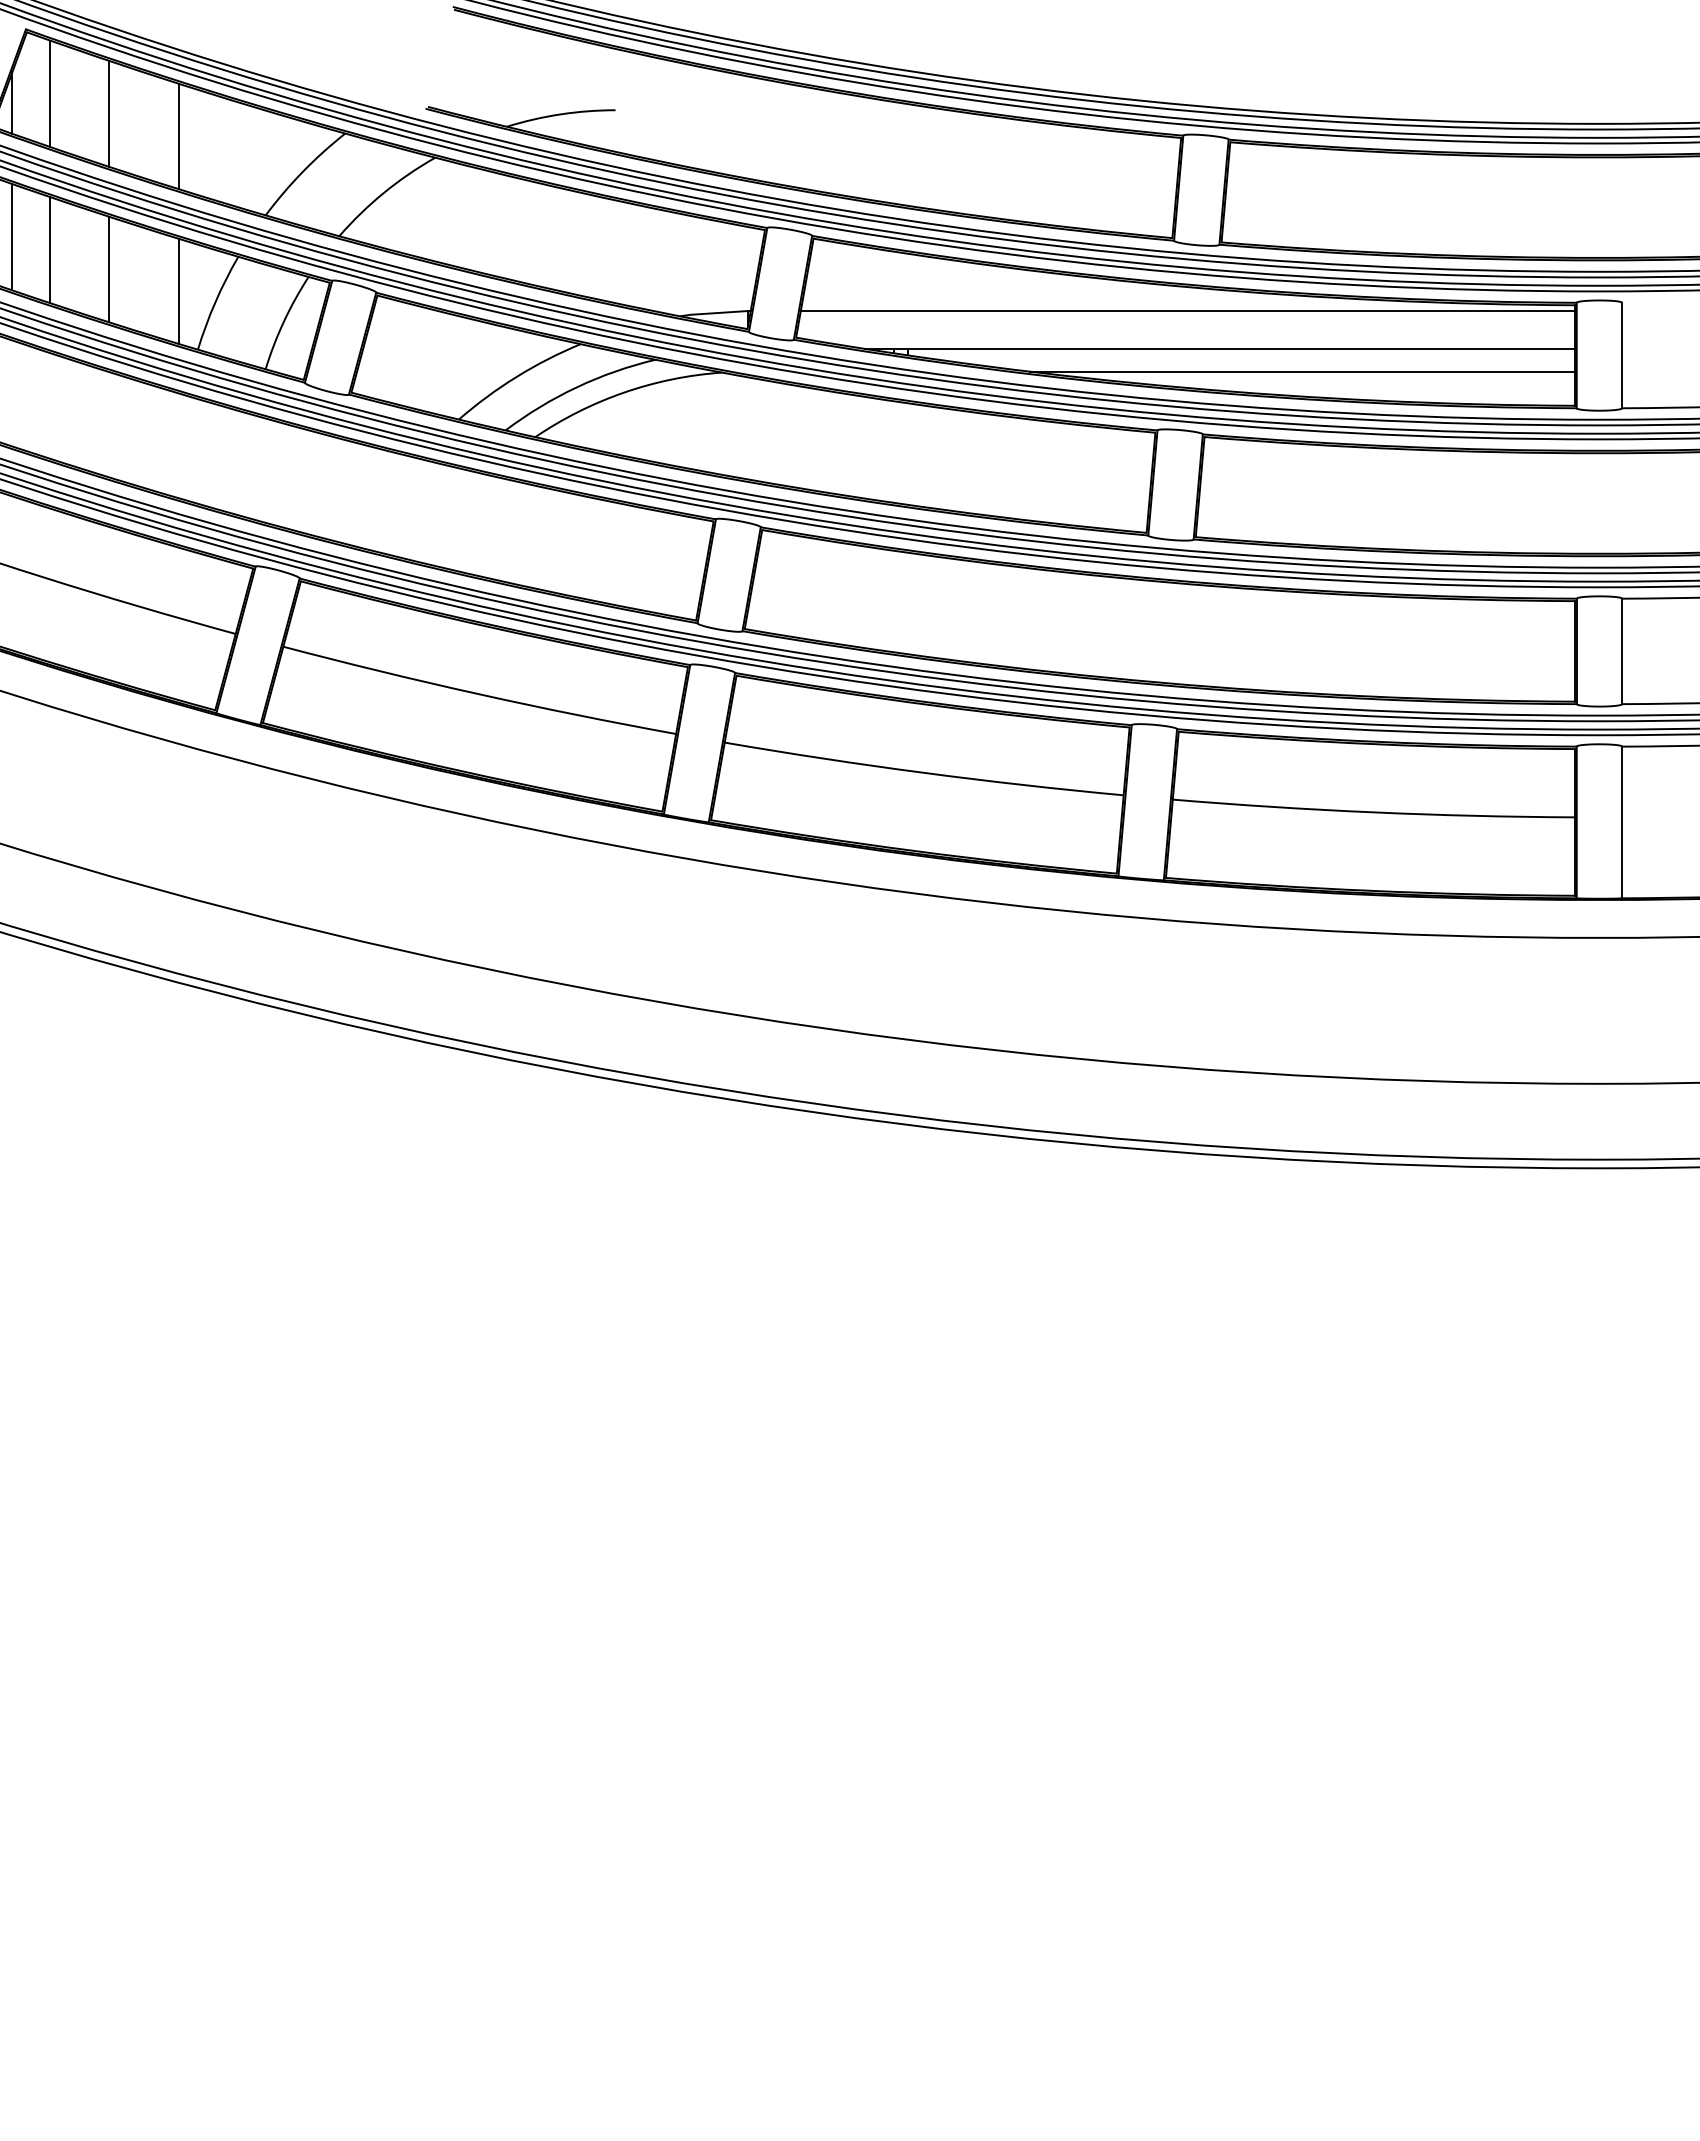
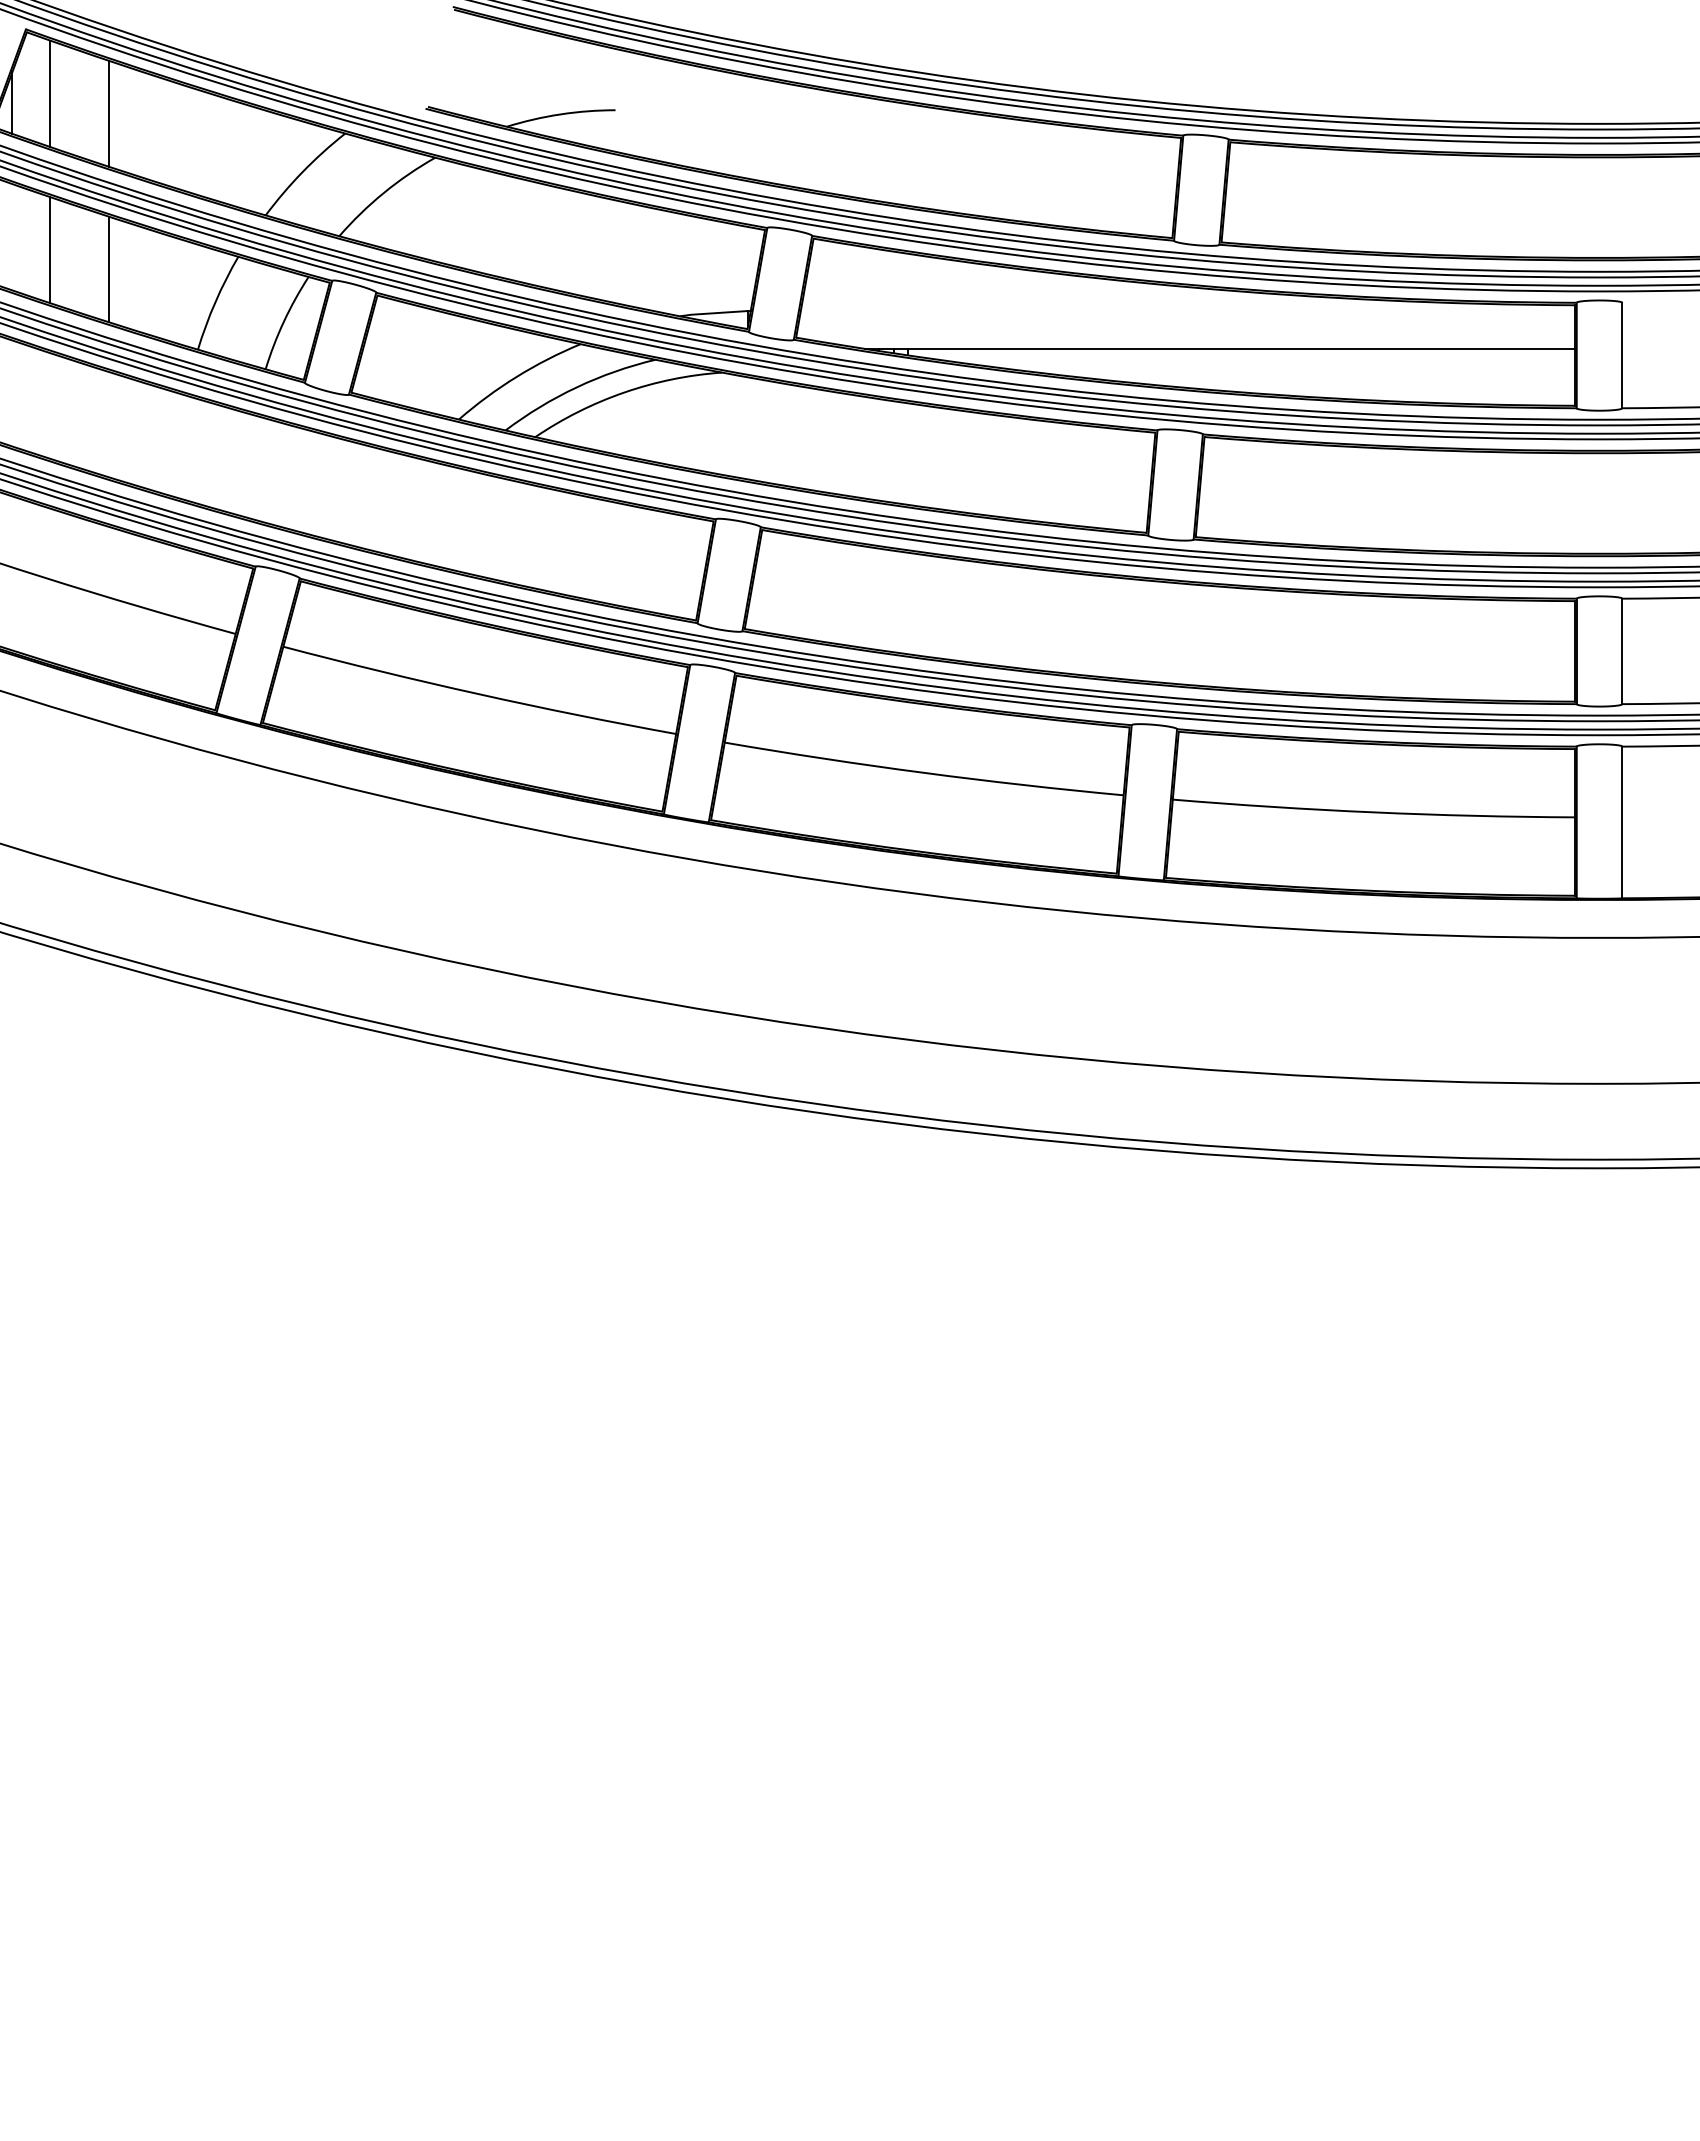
line: present -> none (179, 136)
line: present -> none (12, 237)
line: present -> none (179, 291)
line: present -> none (1187, 311)
line: present -> none (1301, 371)
